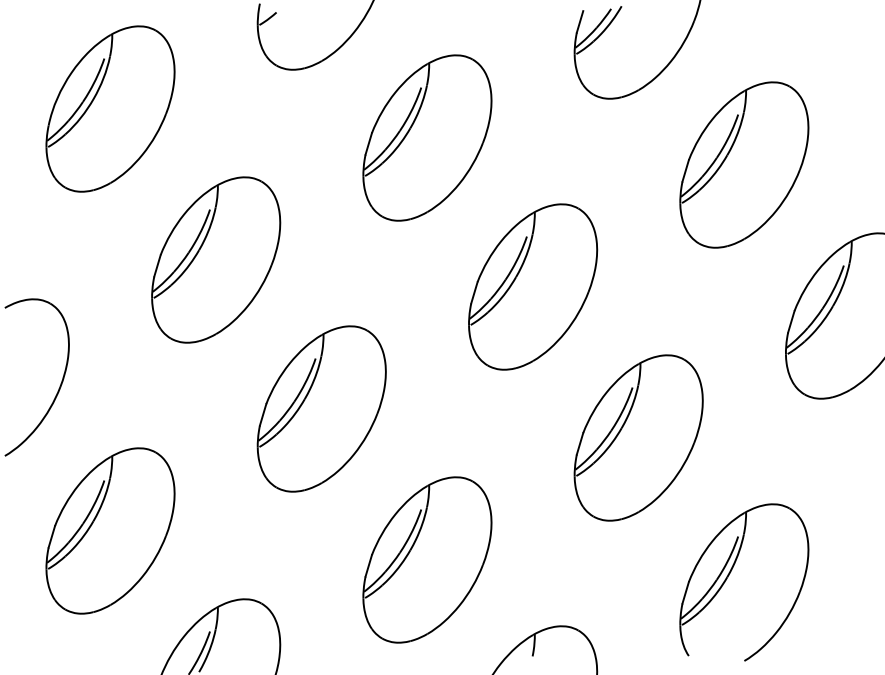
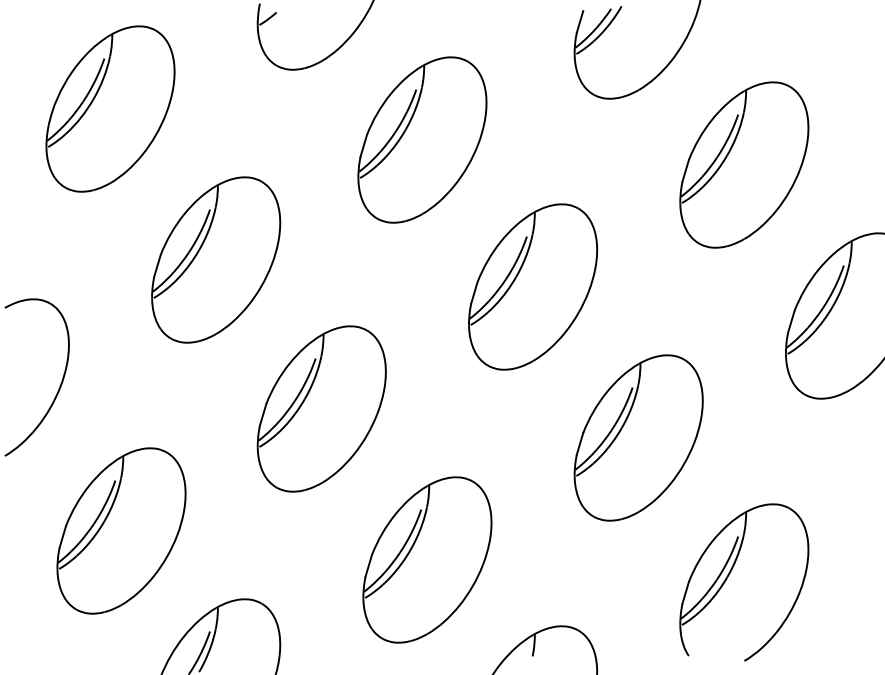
part position: (427, 137) -> (422, 139) (422, 139)
part position: (110, 530) -> (121, 530) (121, 530)
